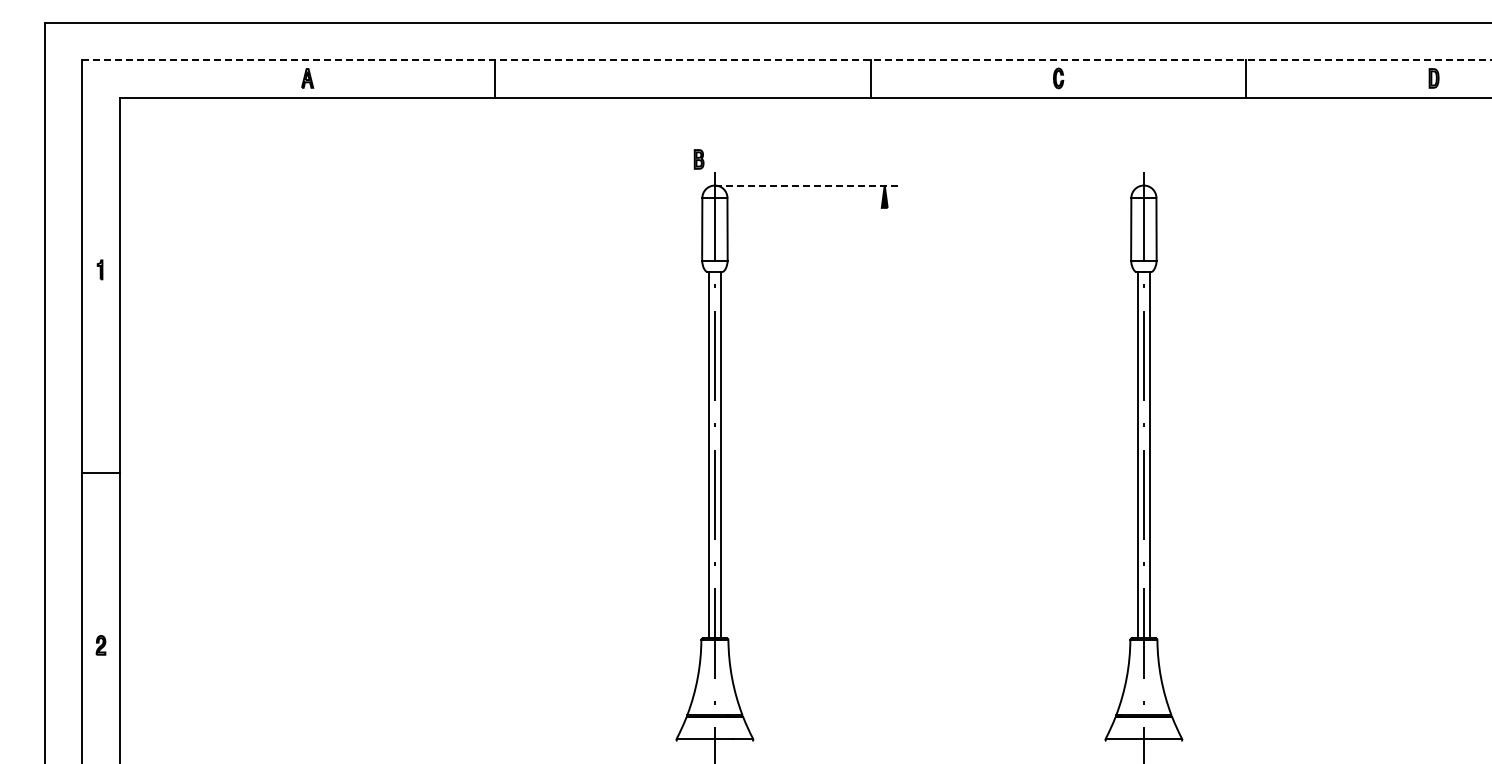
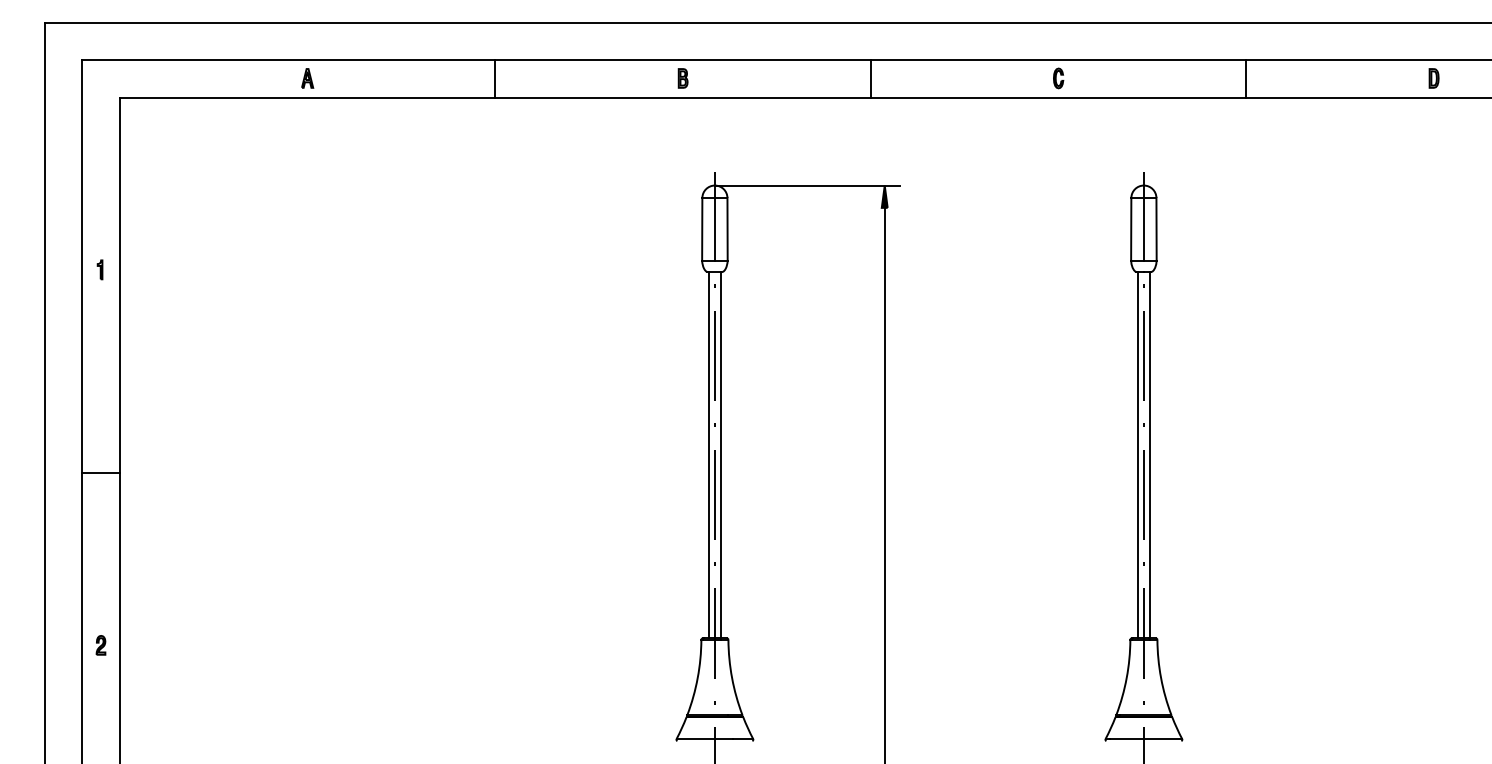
line: dashed -> solid (787, 60)
part position: (698, 159) -> (682, 78) (682, 78)
line: dashed -> solid (807, 185)
line: none -> present (884, 483)
